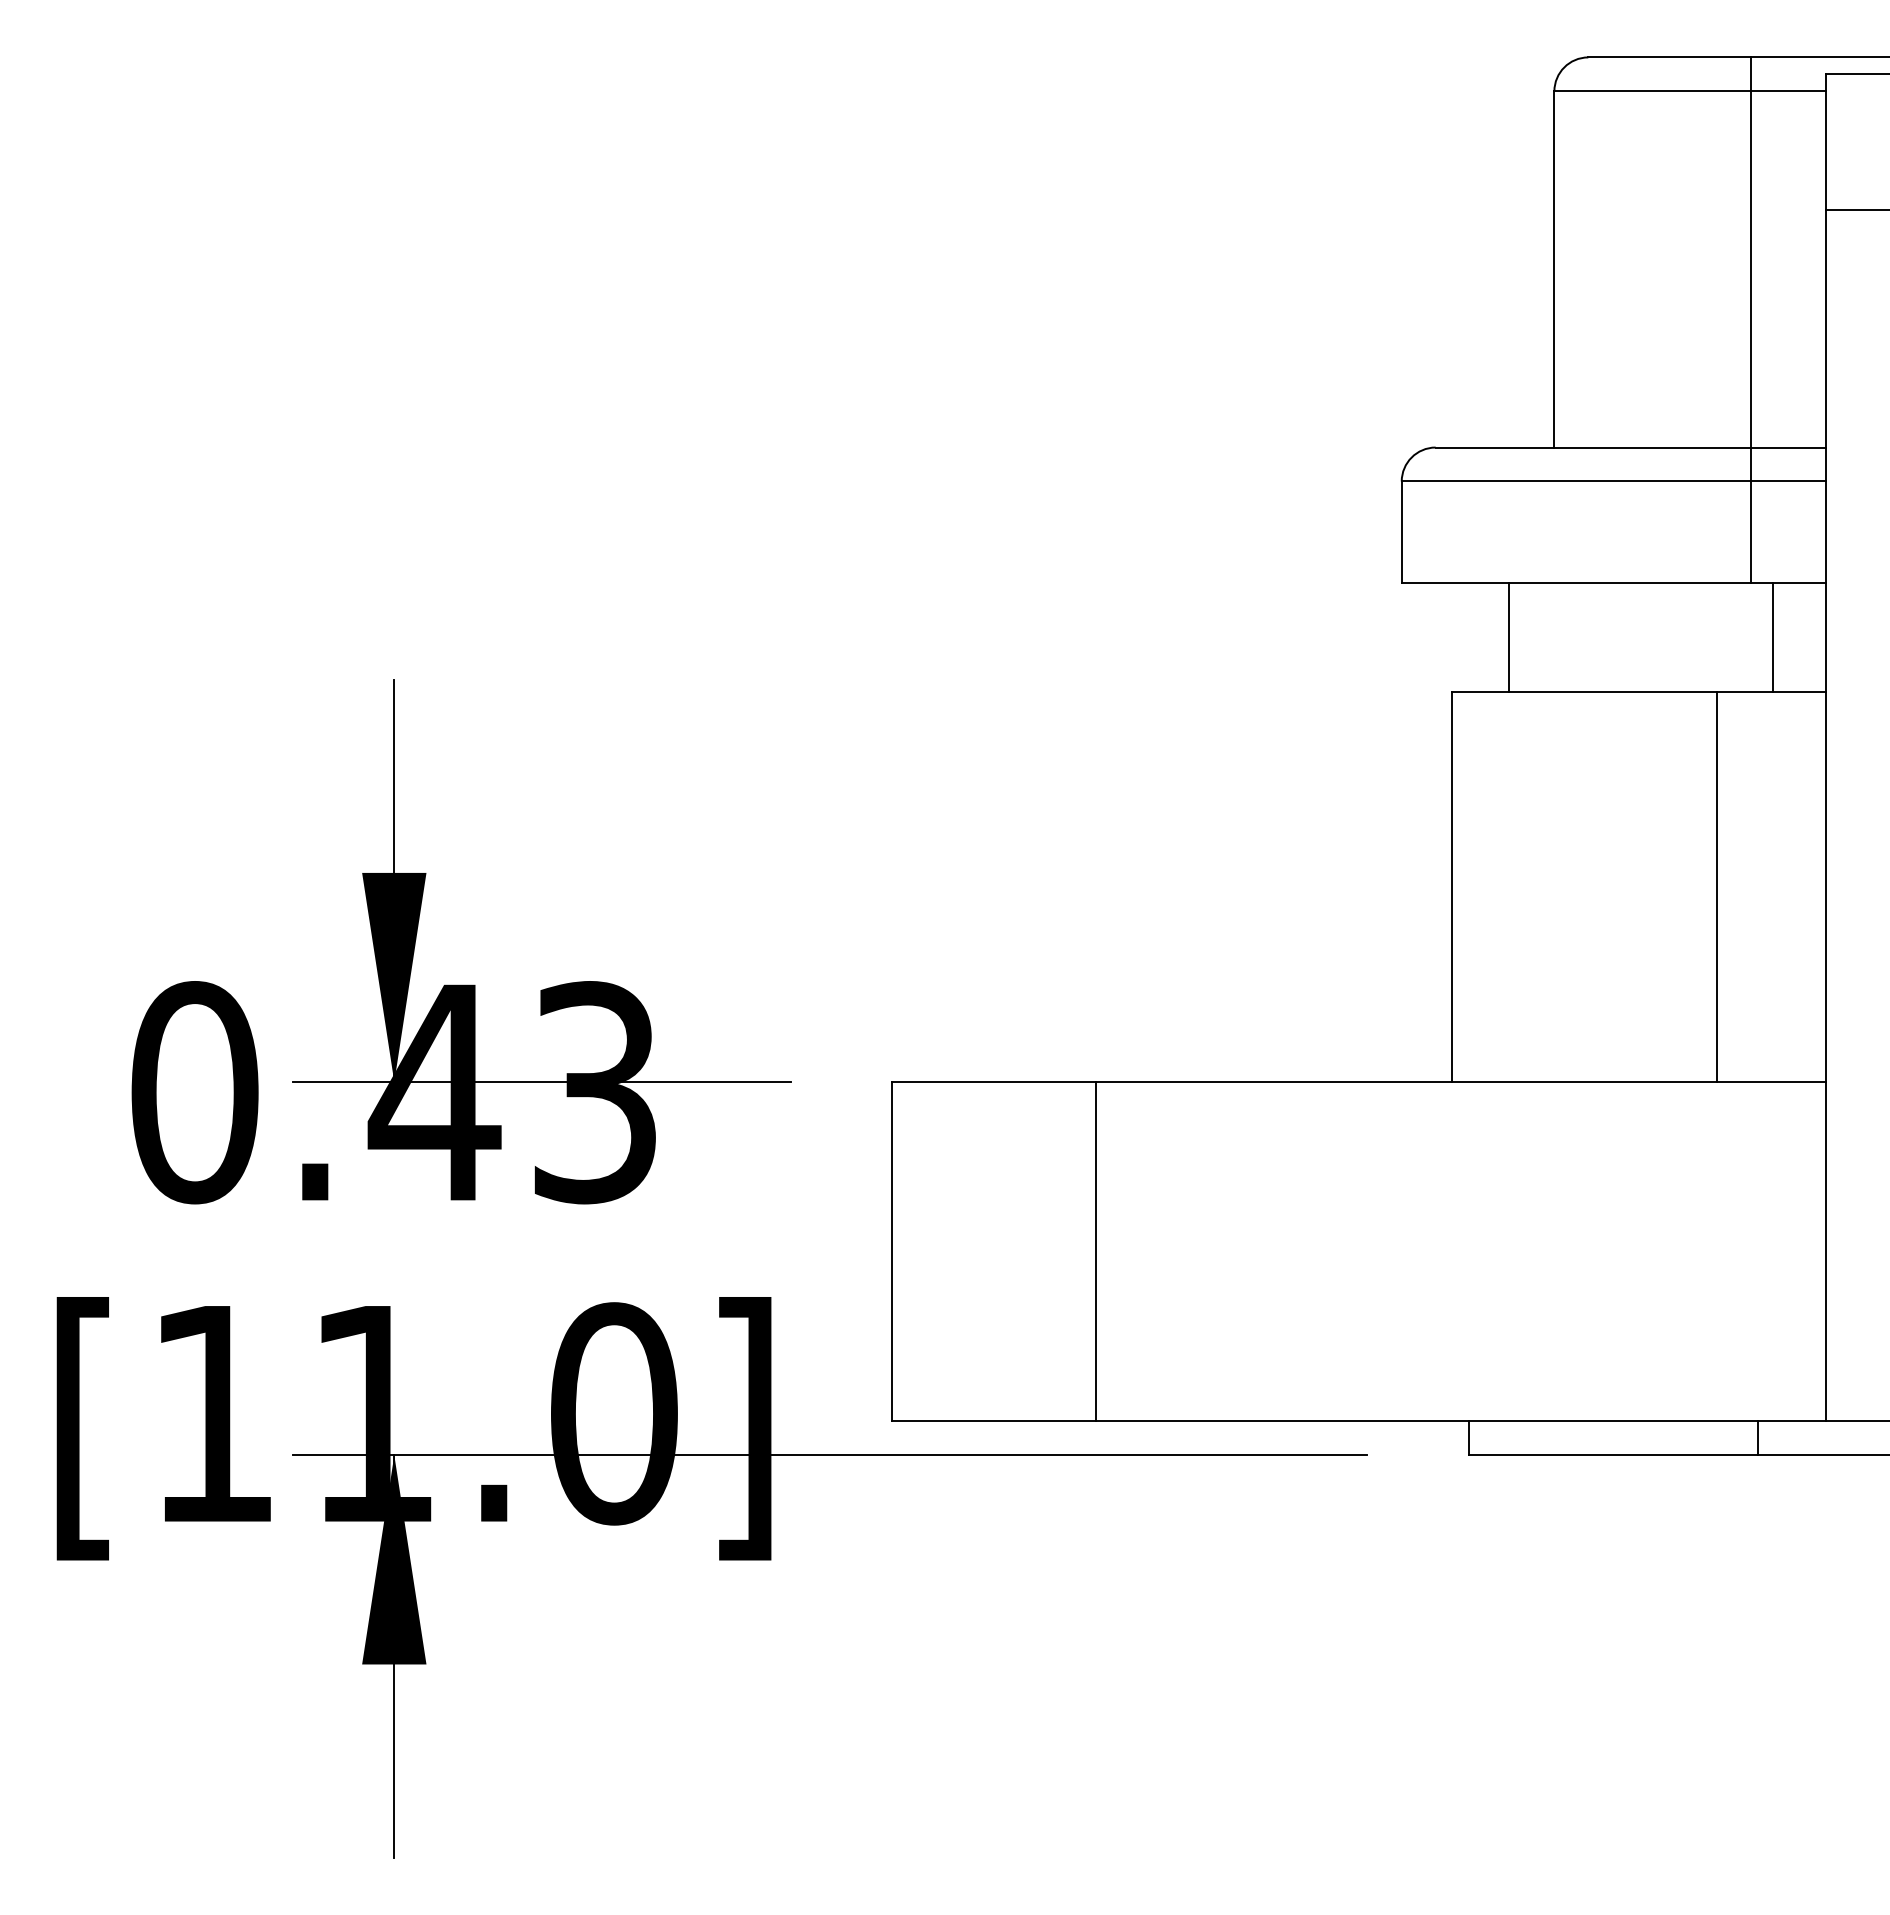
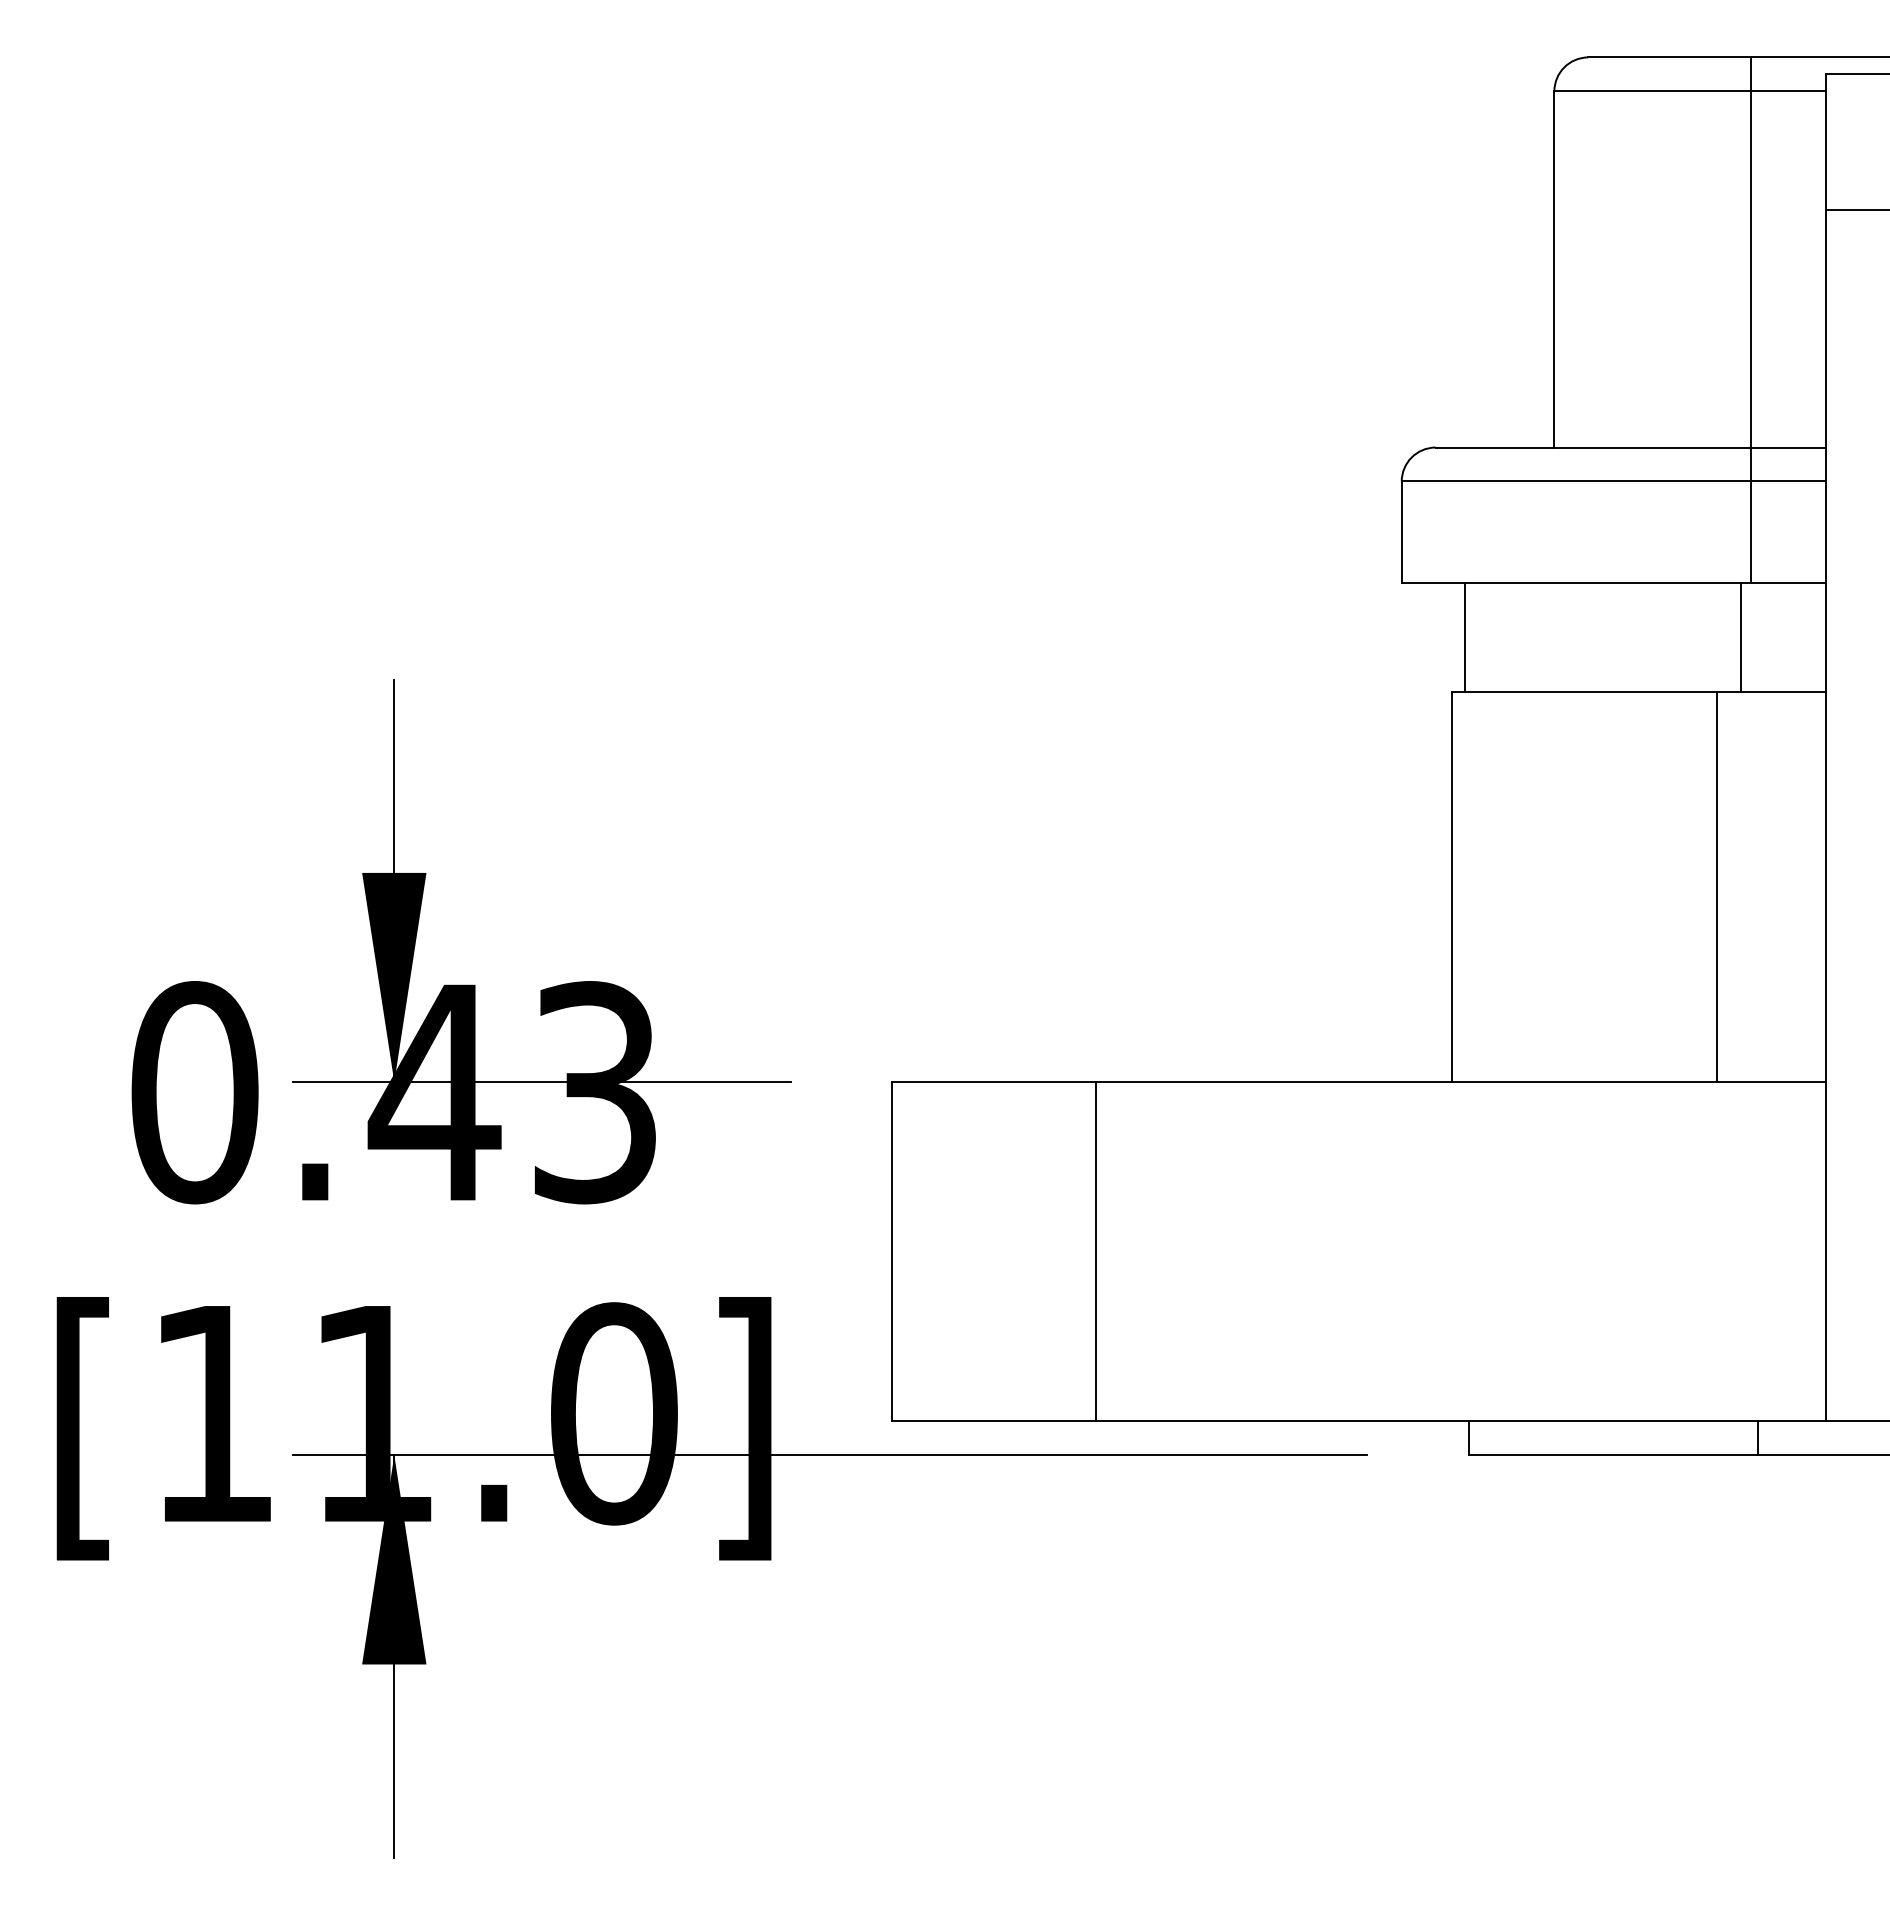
line position: (1509, 637) -> (1465, 637) (1465, 637)
line position: (1772, 637) -> (1740, 637) (1740, 637)
